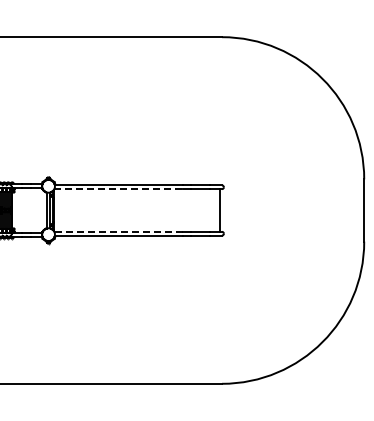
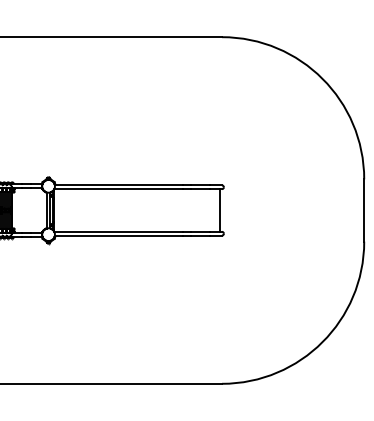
line: dashed -> solid (119, 189)
line: dashed -> solid (118, 231)
